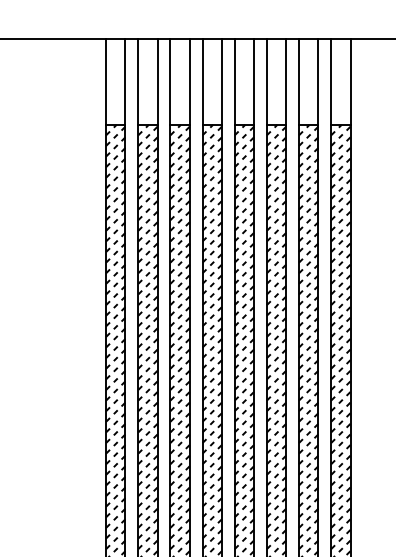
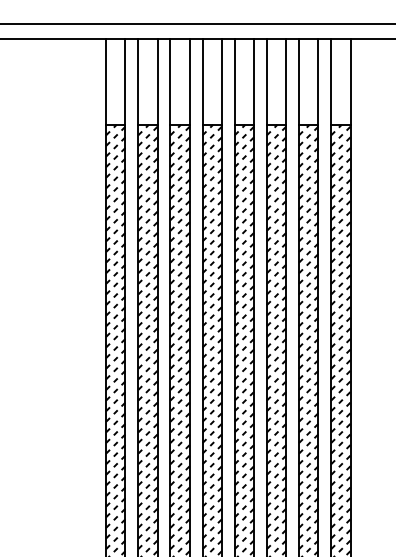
line: none -> present (197, 24)
